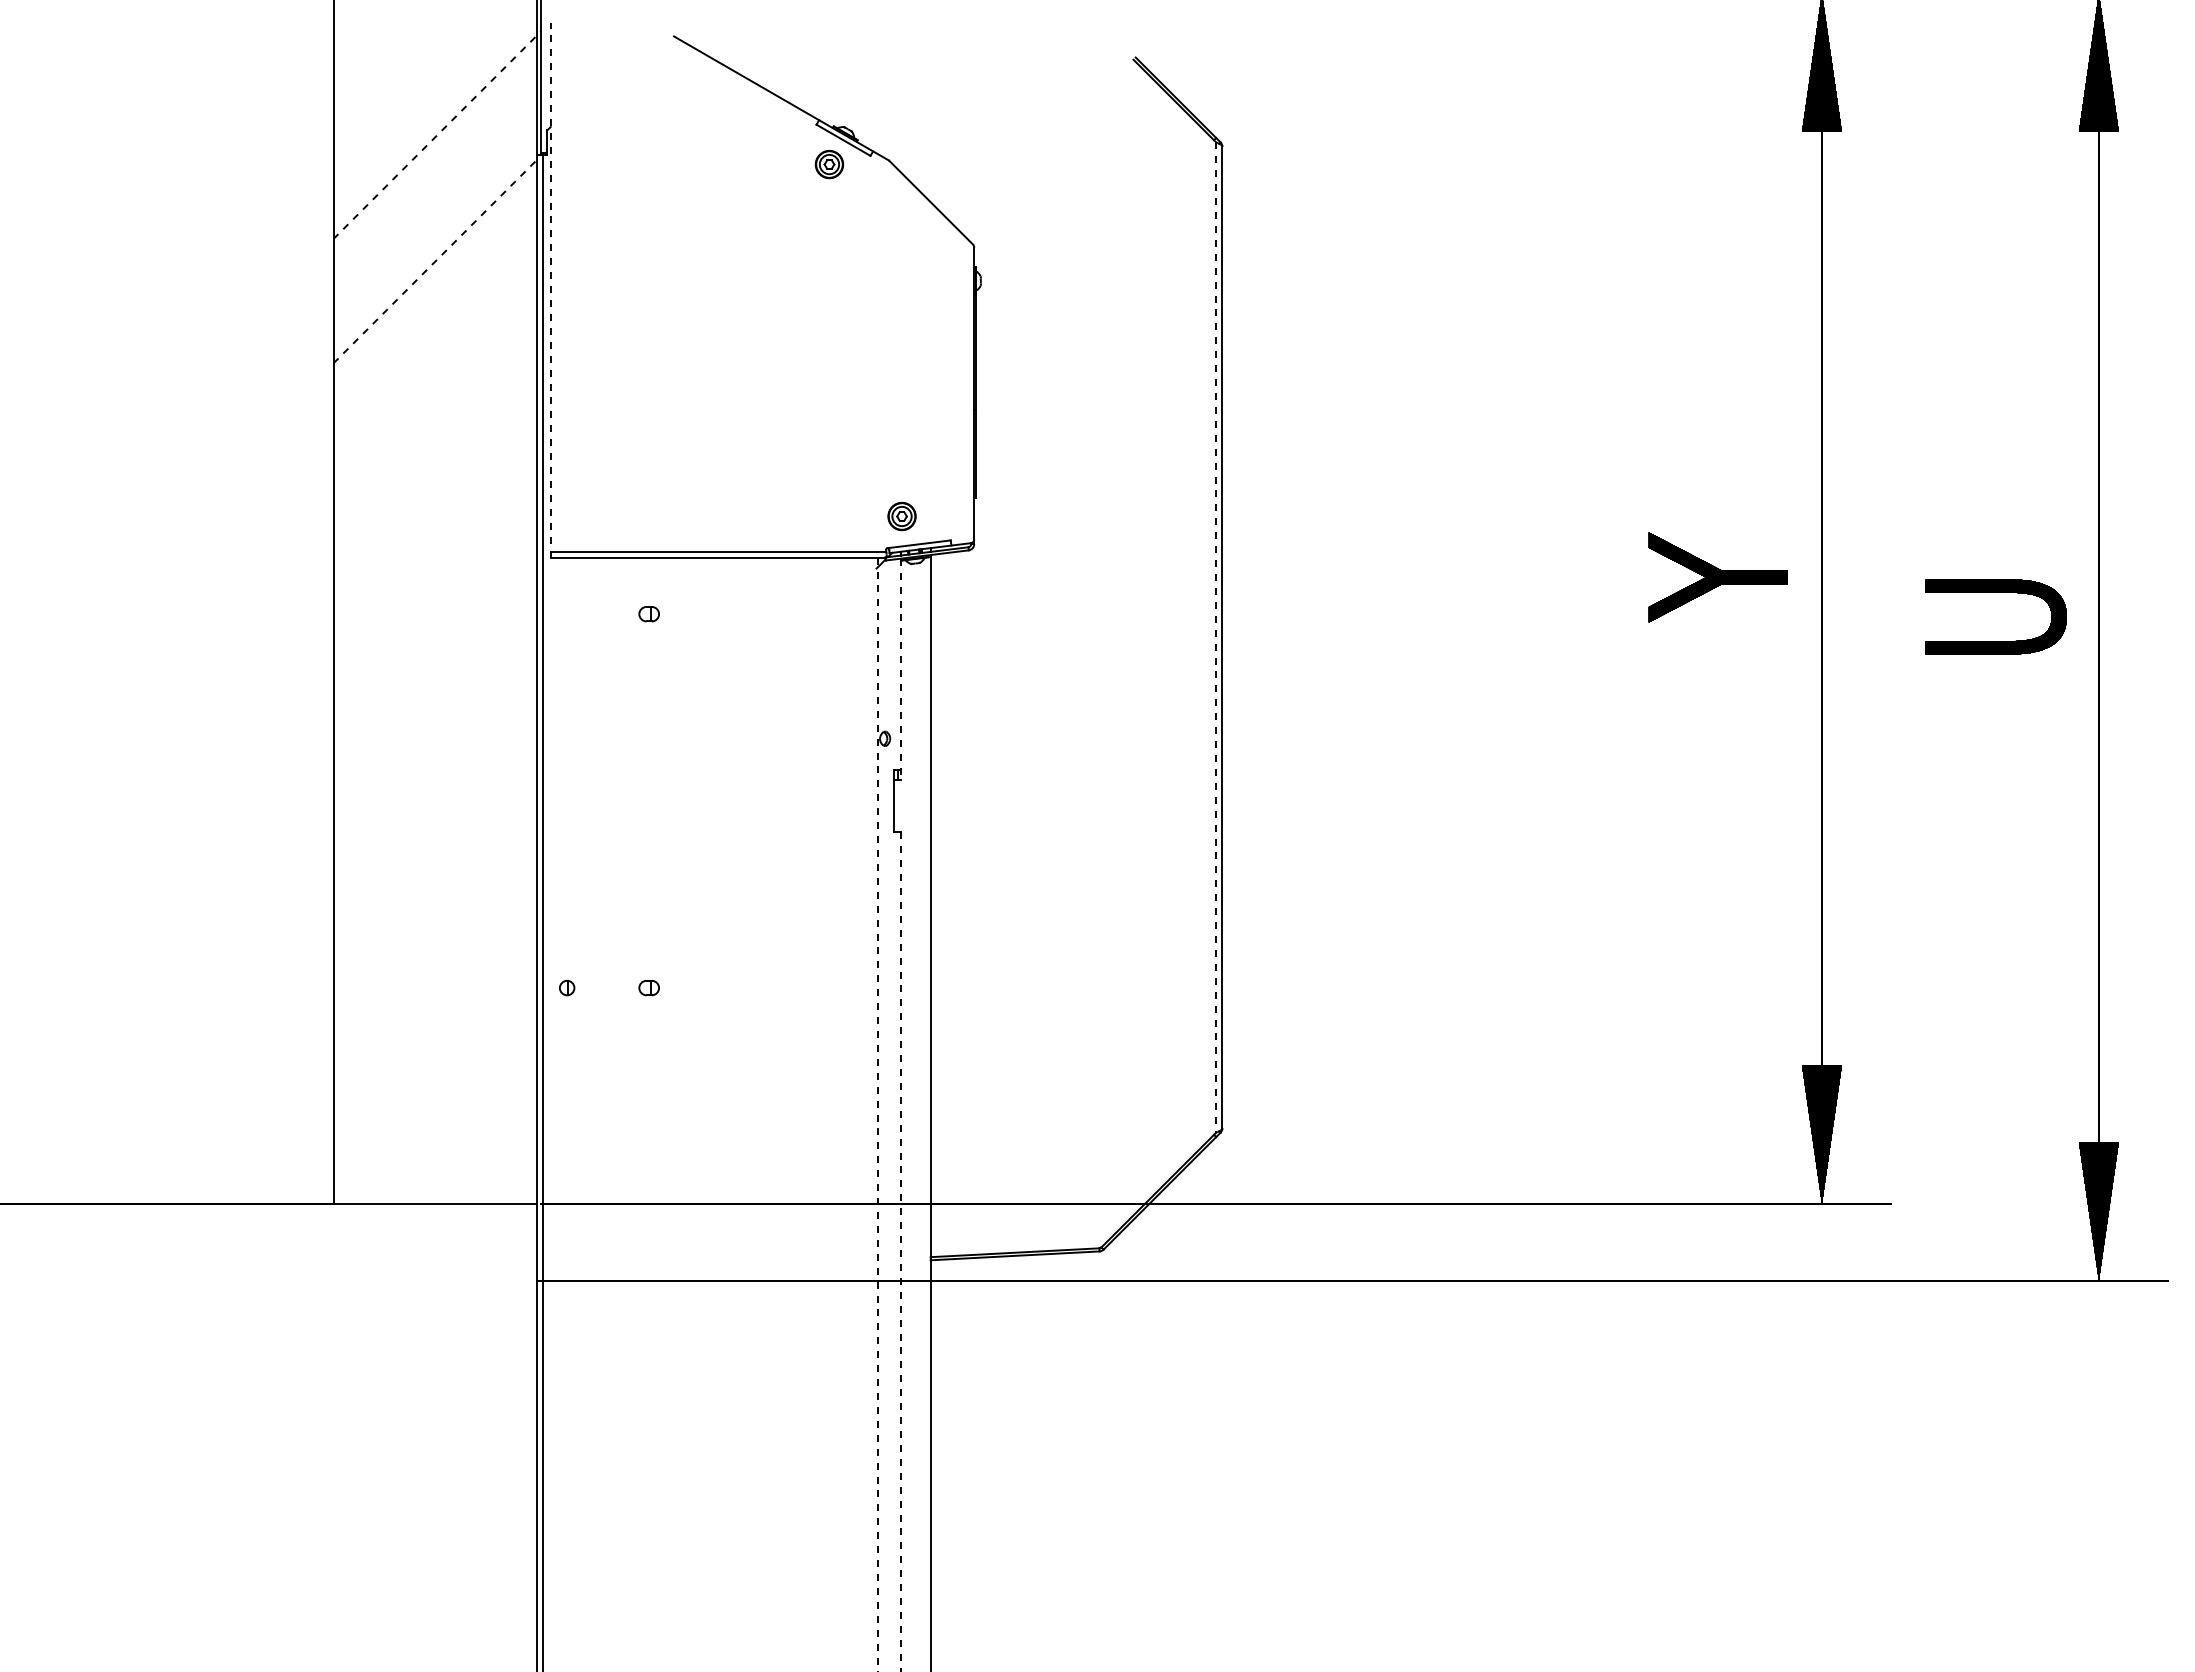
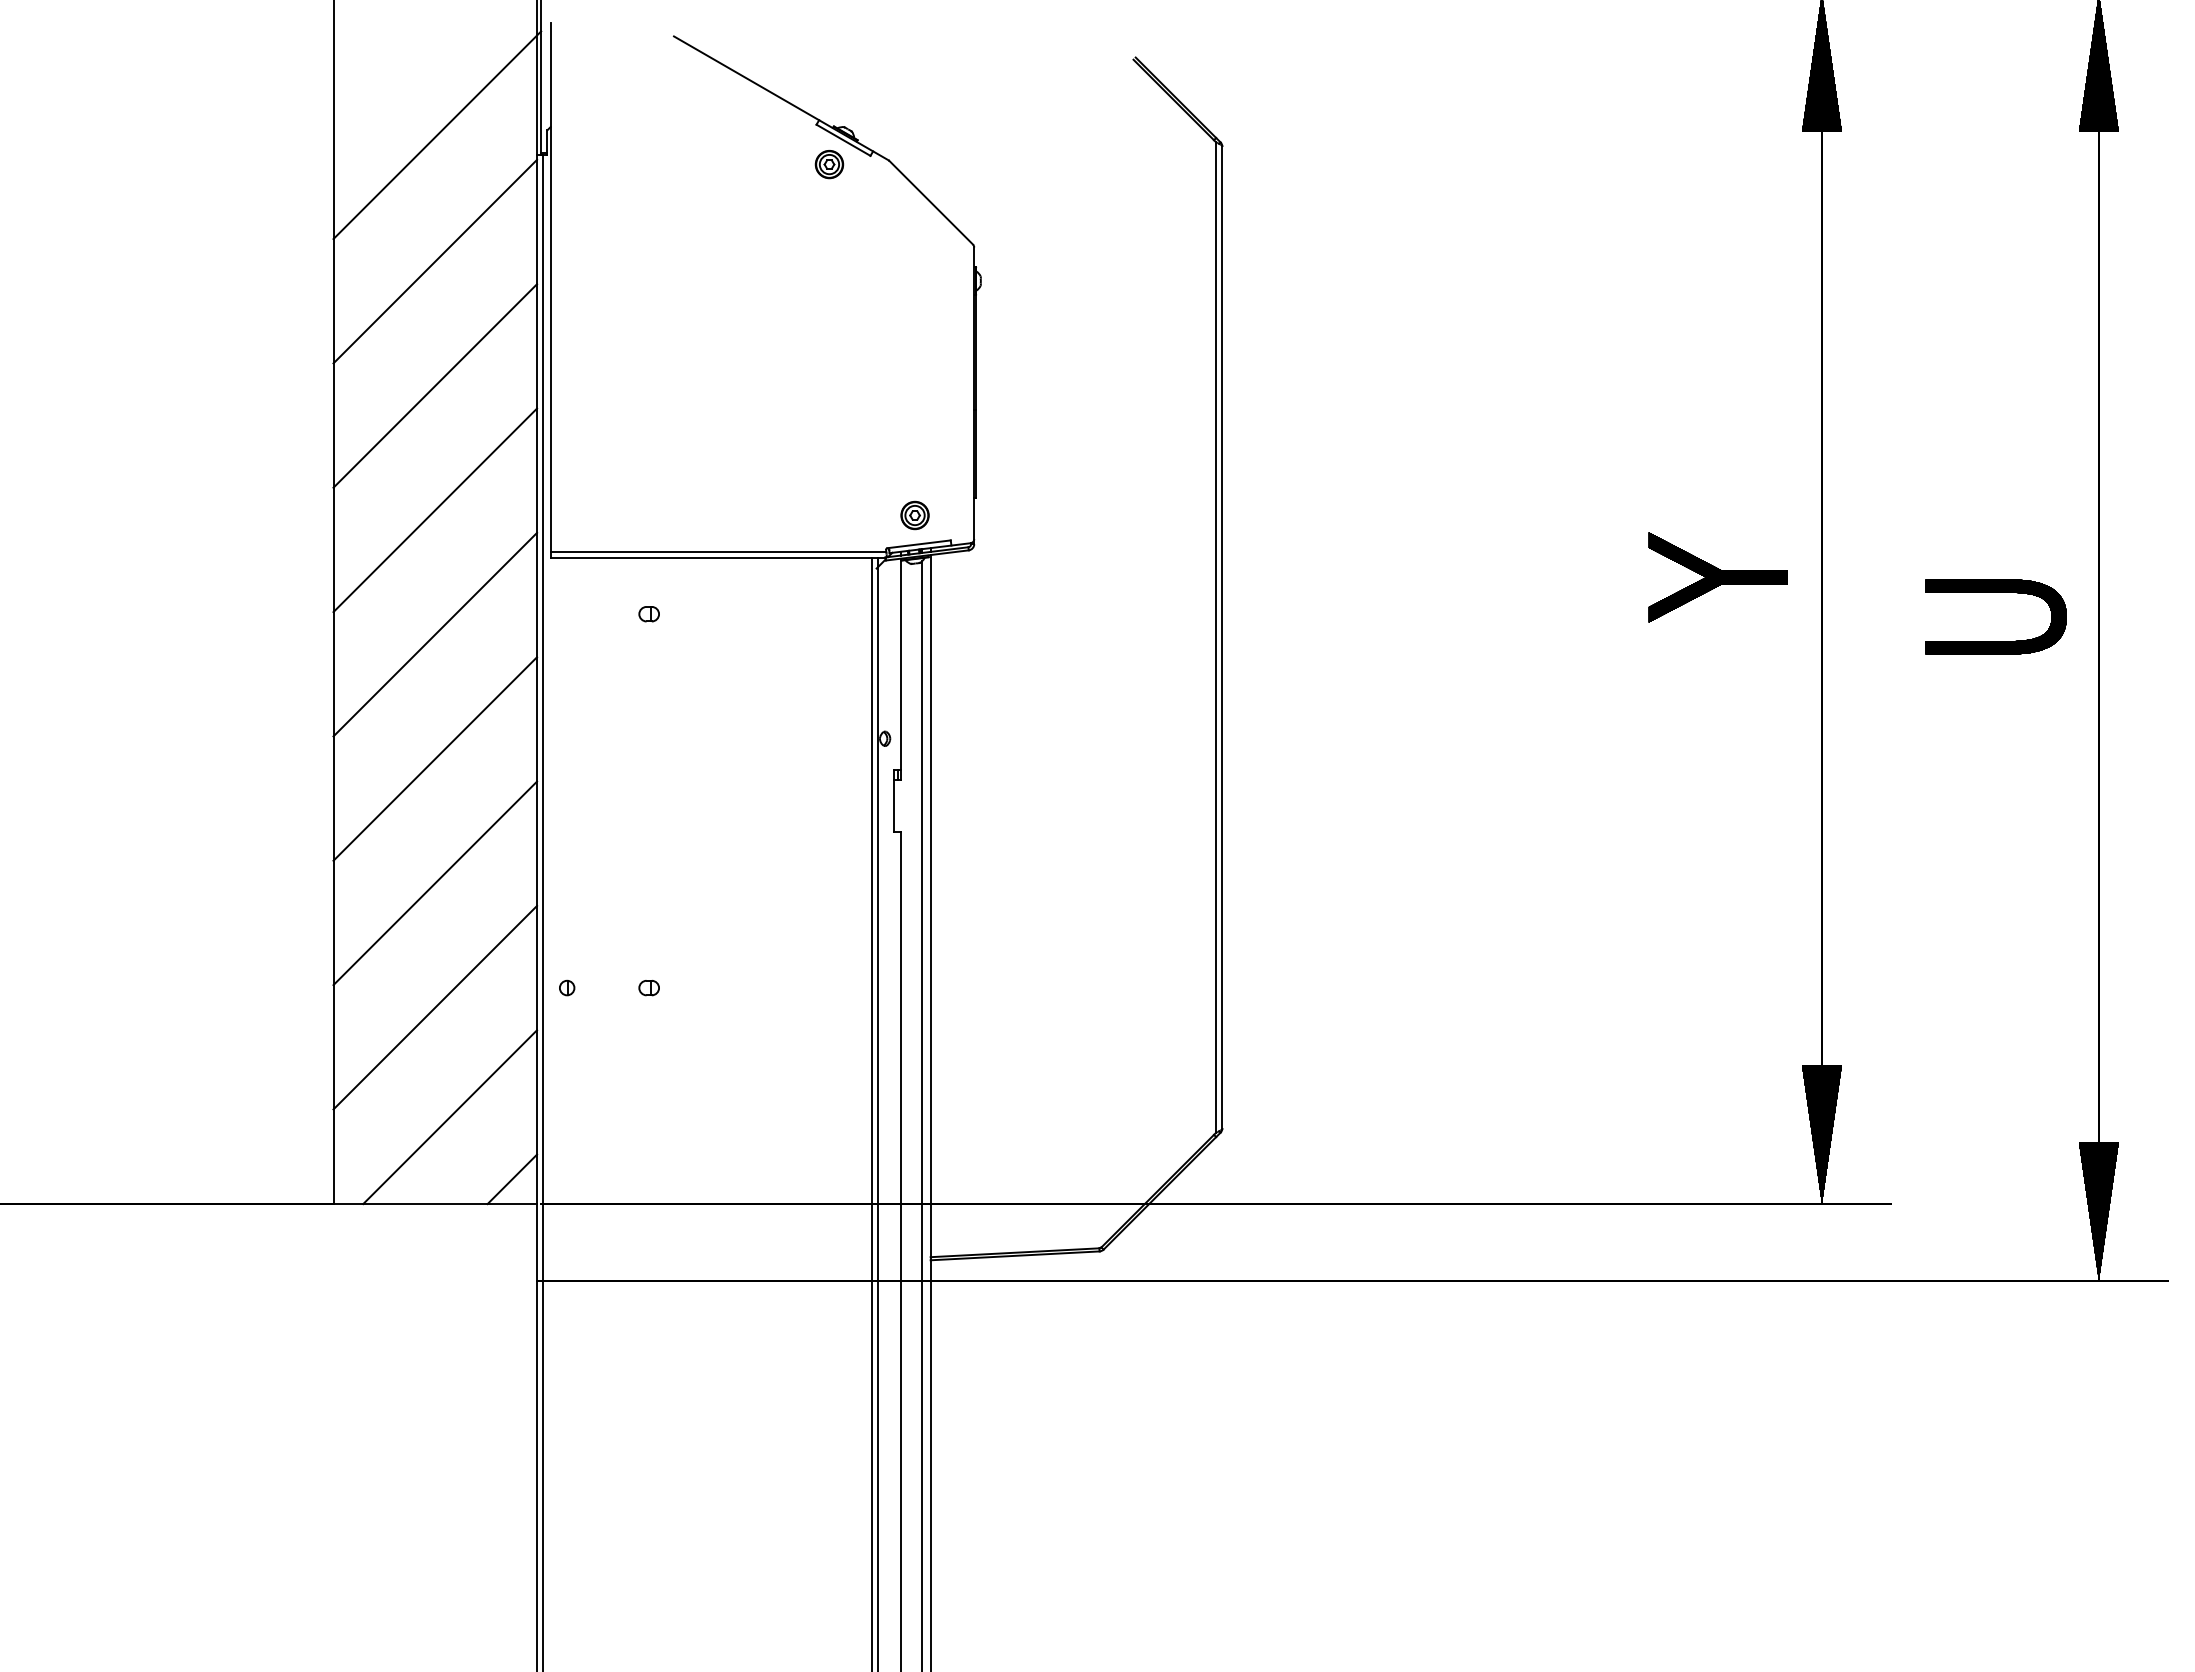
line: dashed -> solid (437, 135)
line: dashed -> solid (435, 261)
line: dashed -> solid (550, 289)
line: none -> present (435, 385)
line: none -> present (435, 510)
part position: (901, 516) -> (914, 515) (914, 515)
line: none -> present (435, 634)
line: dashed -> solid (1216, 638)
line: dashed -> solid (900, 669)
line: none -> present (435, 758)
line: none -> present (435, 883)
line: none -> present (435, 1007)
line: none -> present (872, 1112)
line: dashed -> solid (878, 1114)
line: none -> present (922, 1114)
line: none -> present (450, 1117)
line: none -> present (512, 1179)
line: dashed -> solid (900, 1252)
